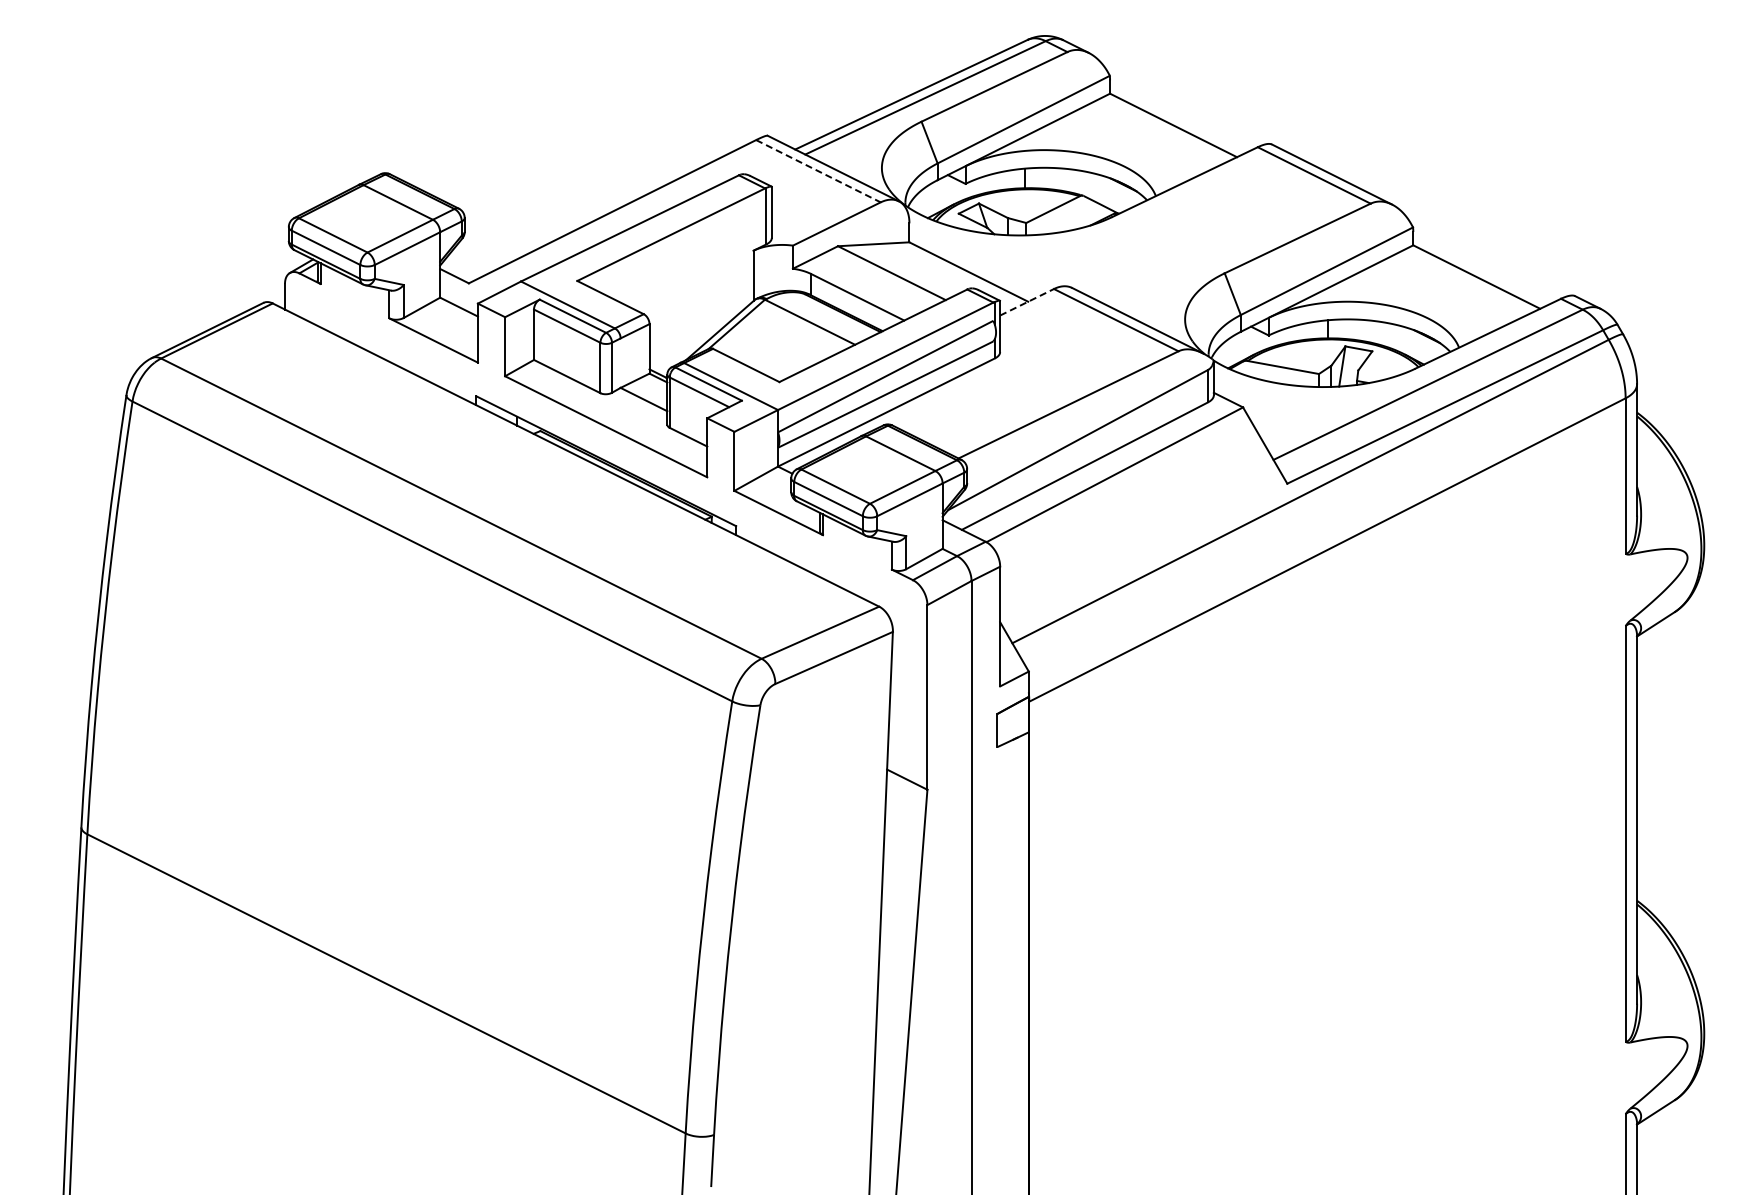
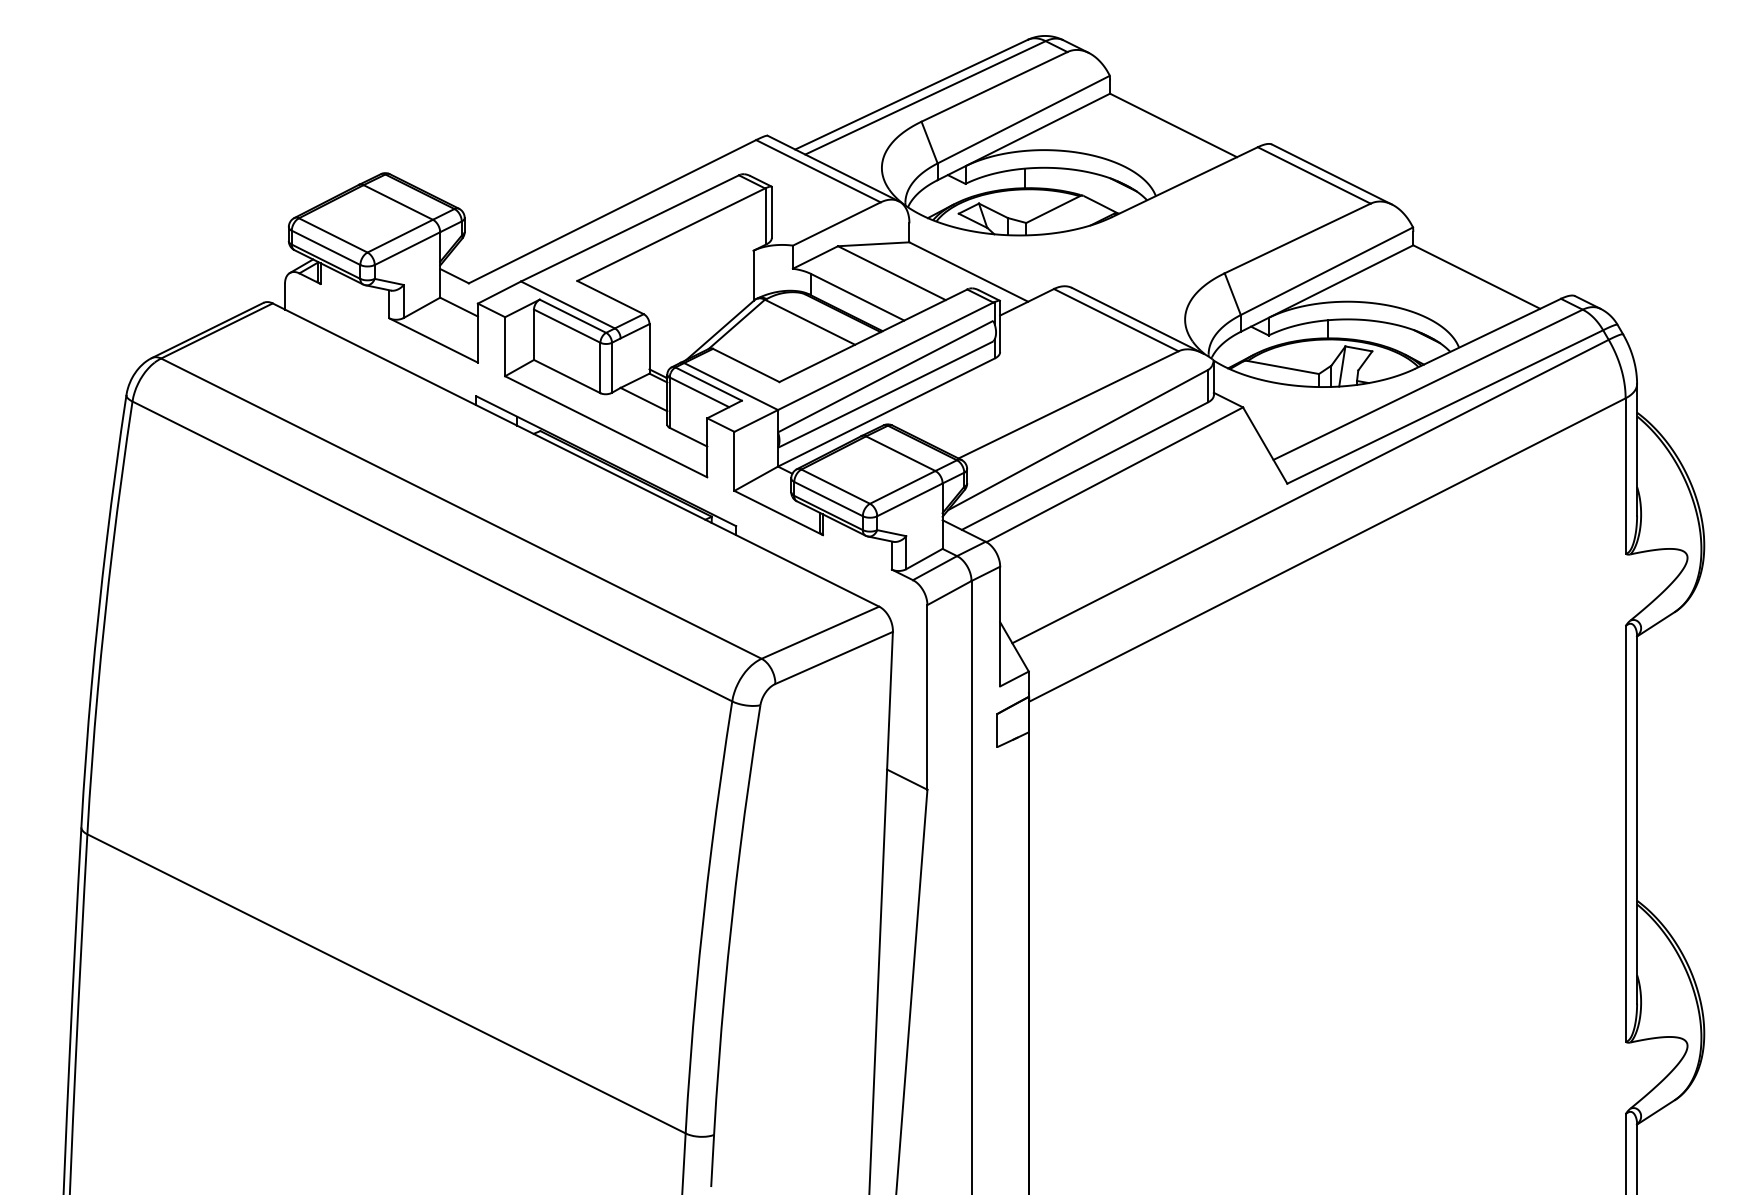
line: dashed -> solid (818, 171)
line: dashed -> solid (1027, 302)
